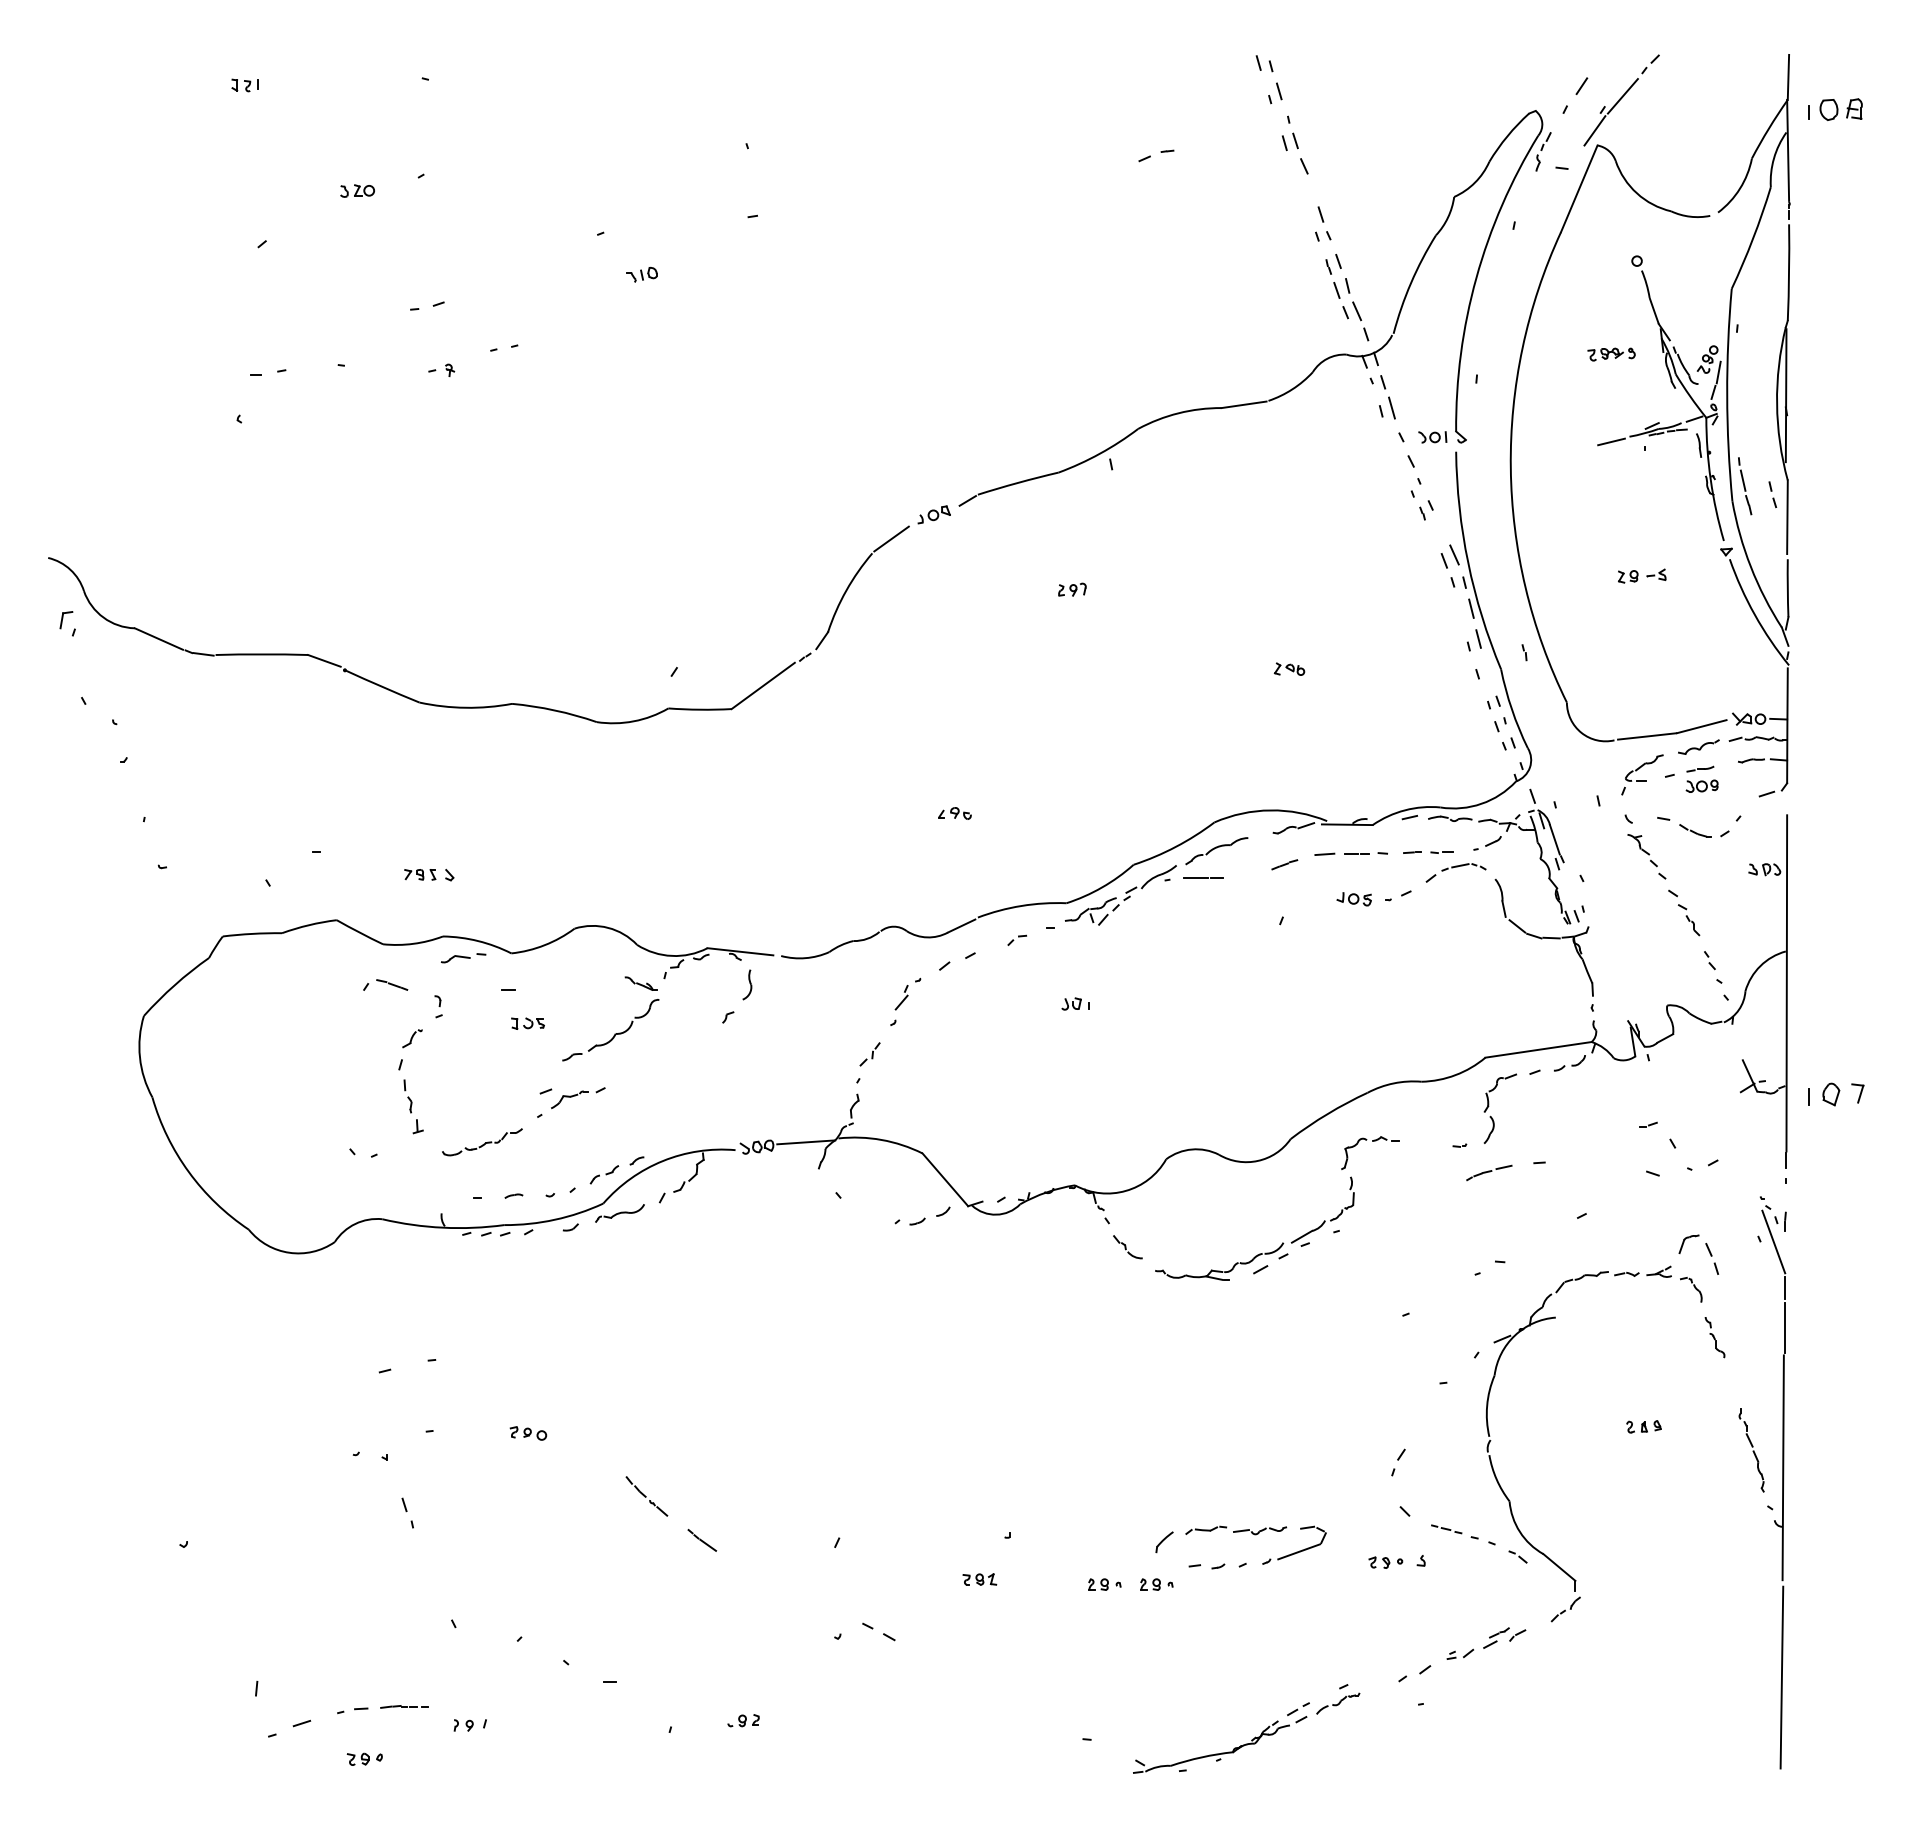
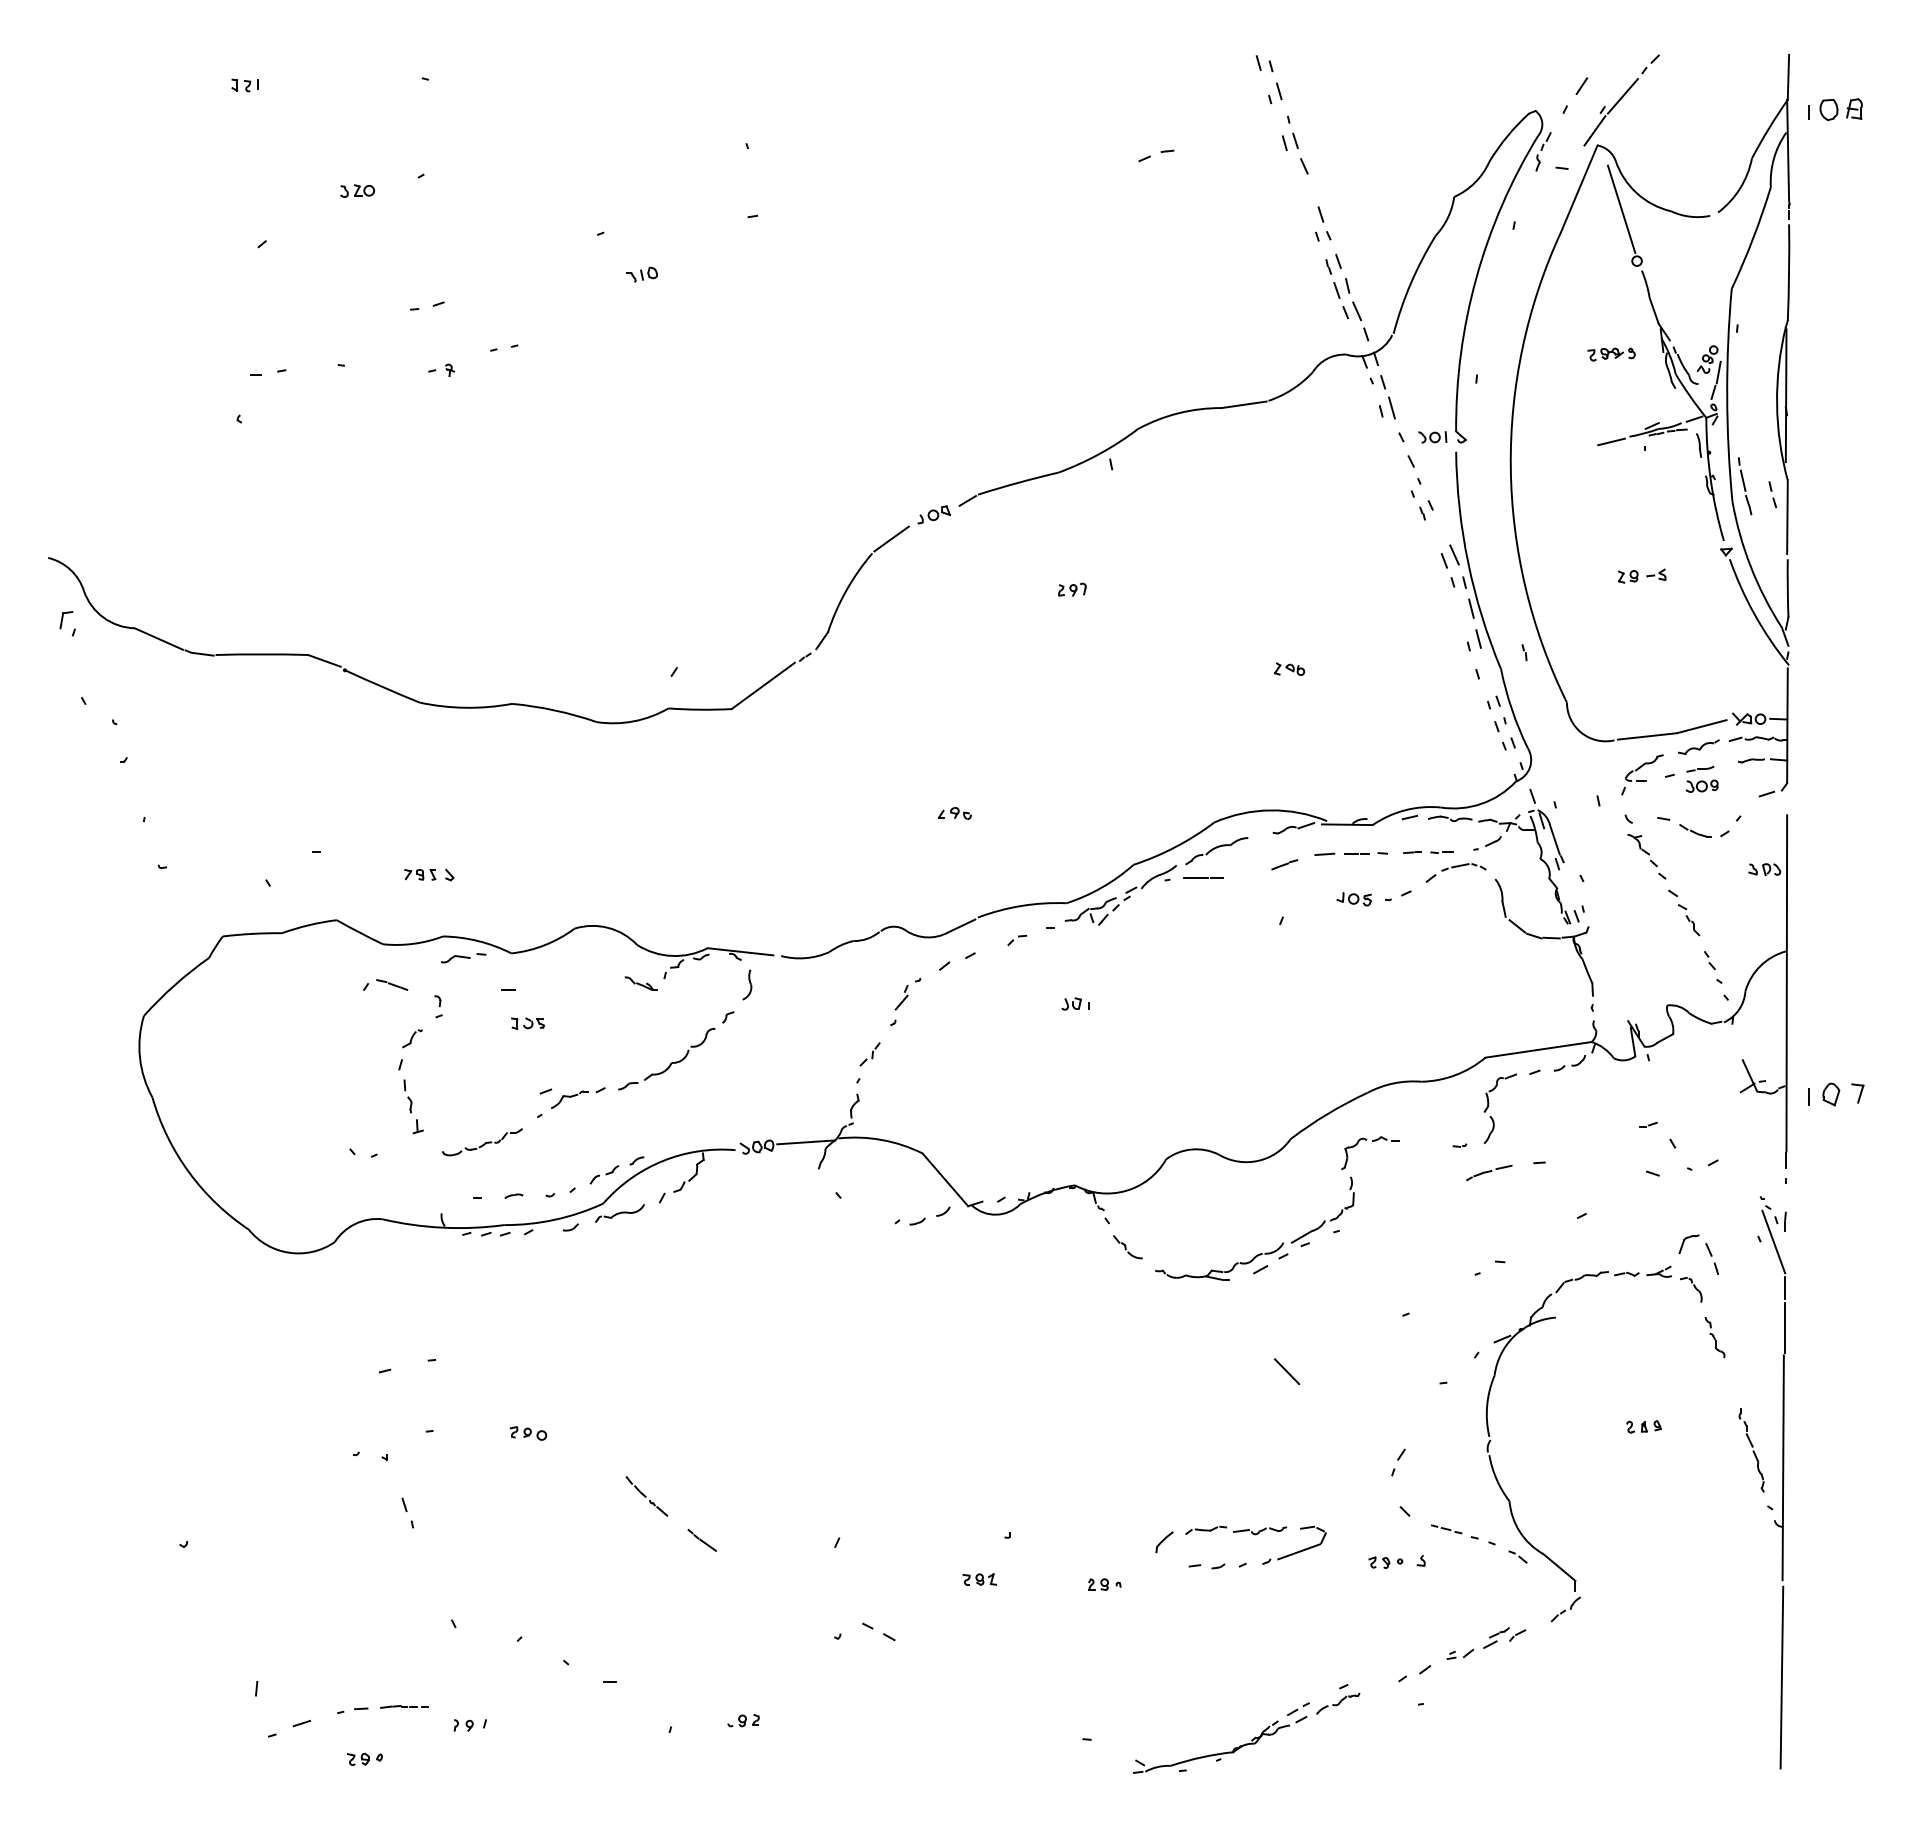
line: none -> present (1621, 209)
part position: (610, 1030) -> (666, 1059) (666, 1059)
line: none -> present (1287, 1371)
part: present -> none (1156, 1584)
